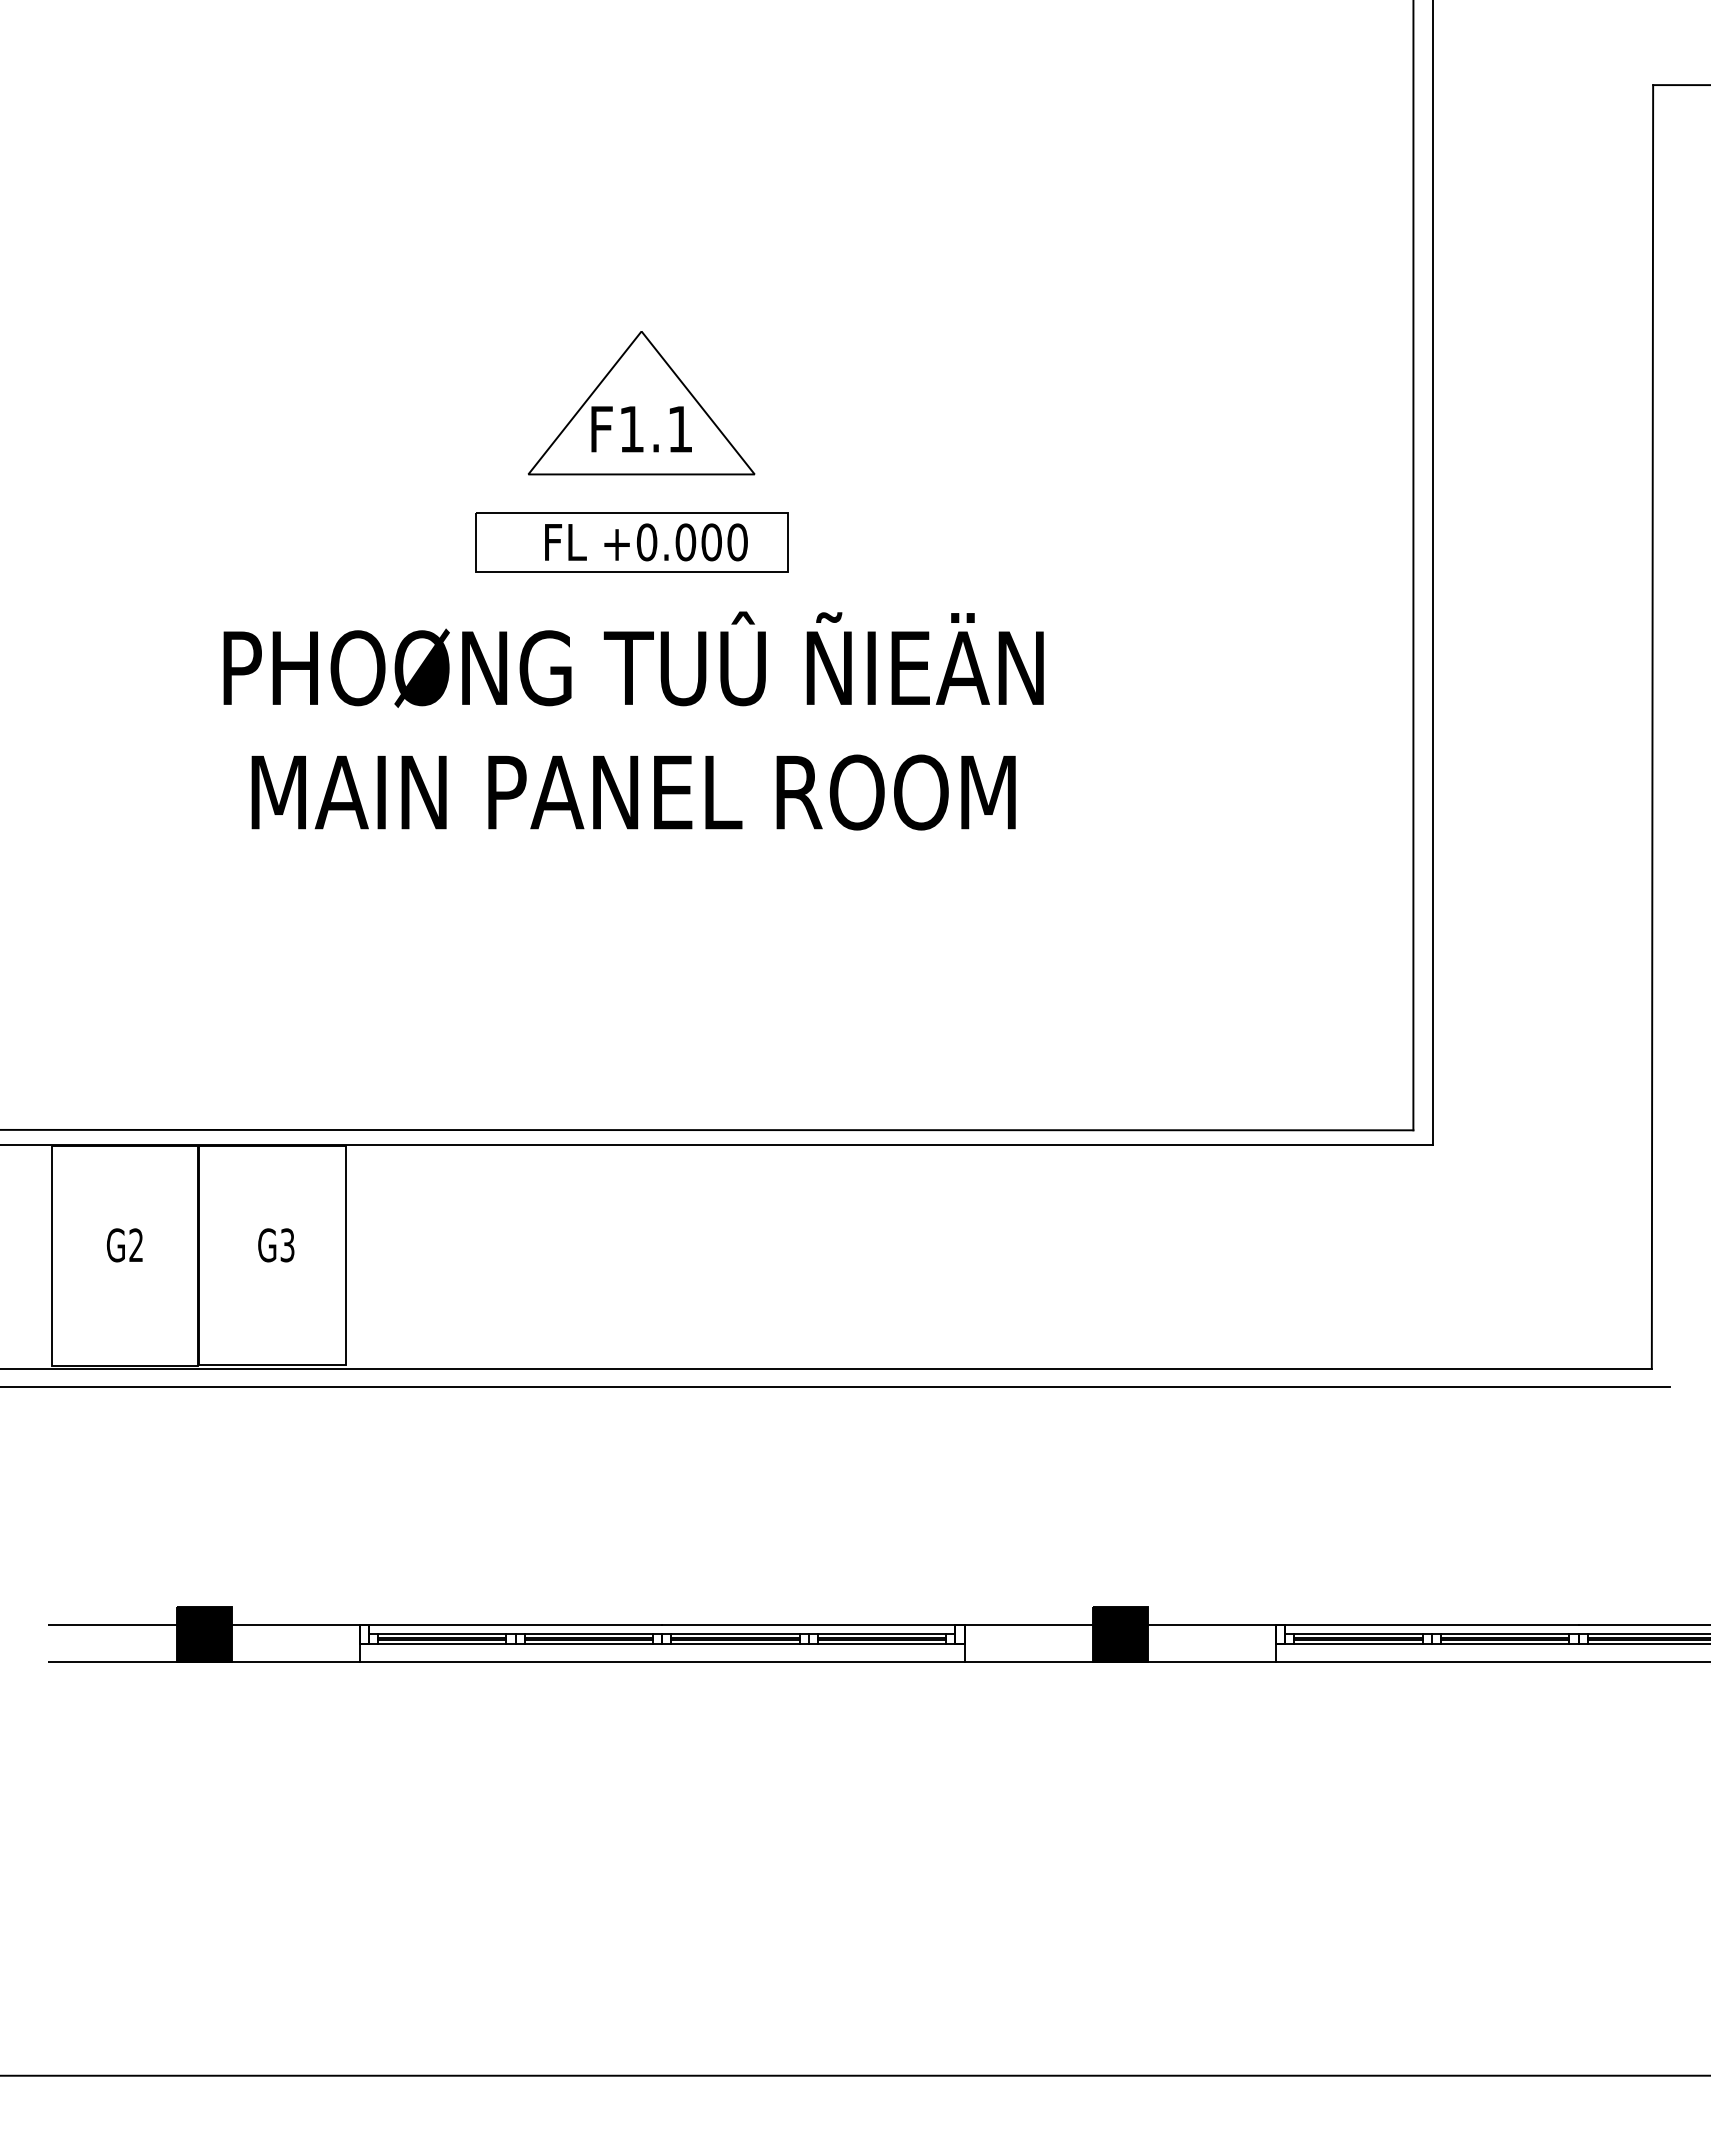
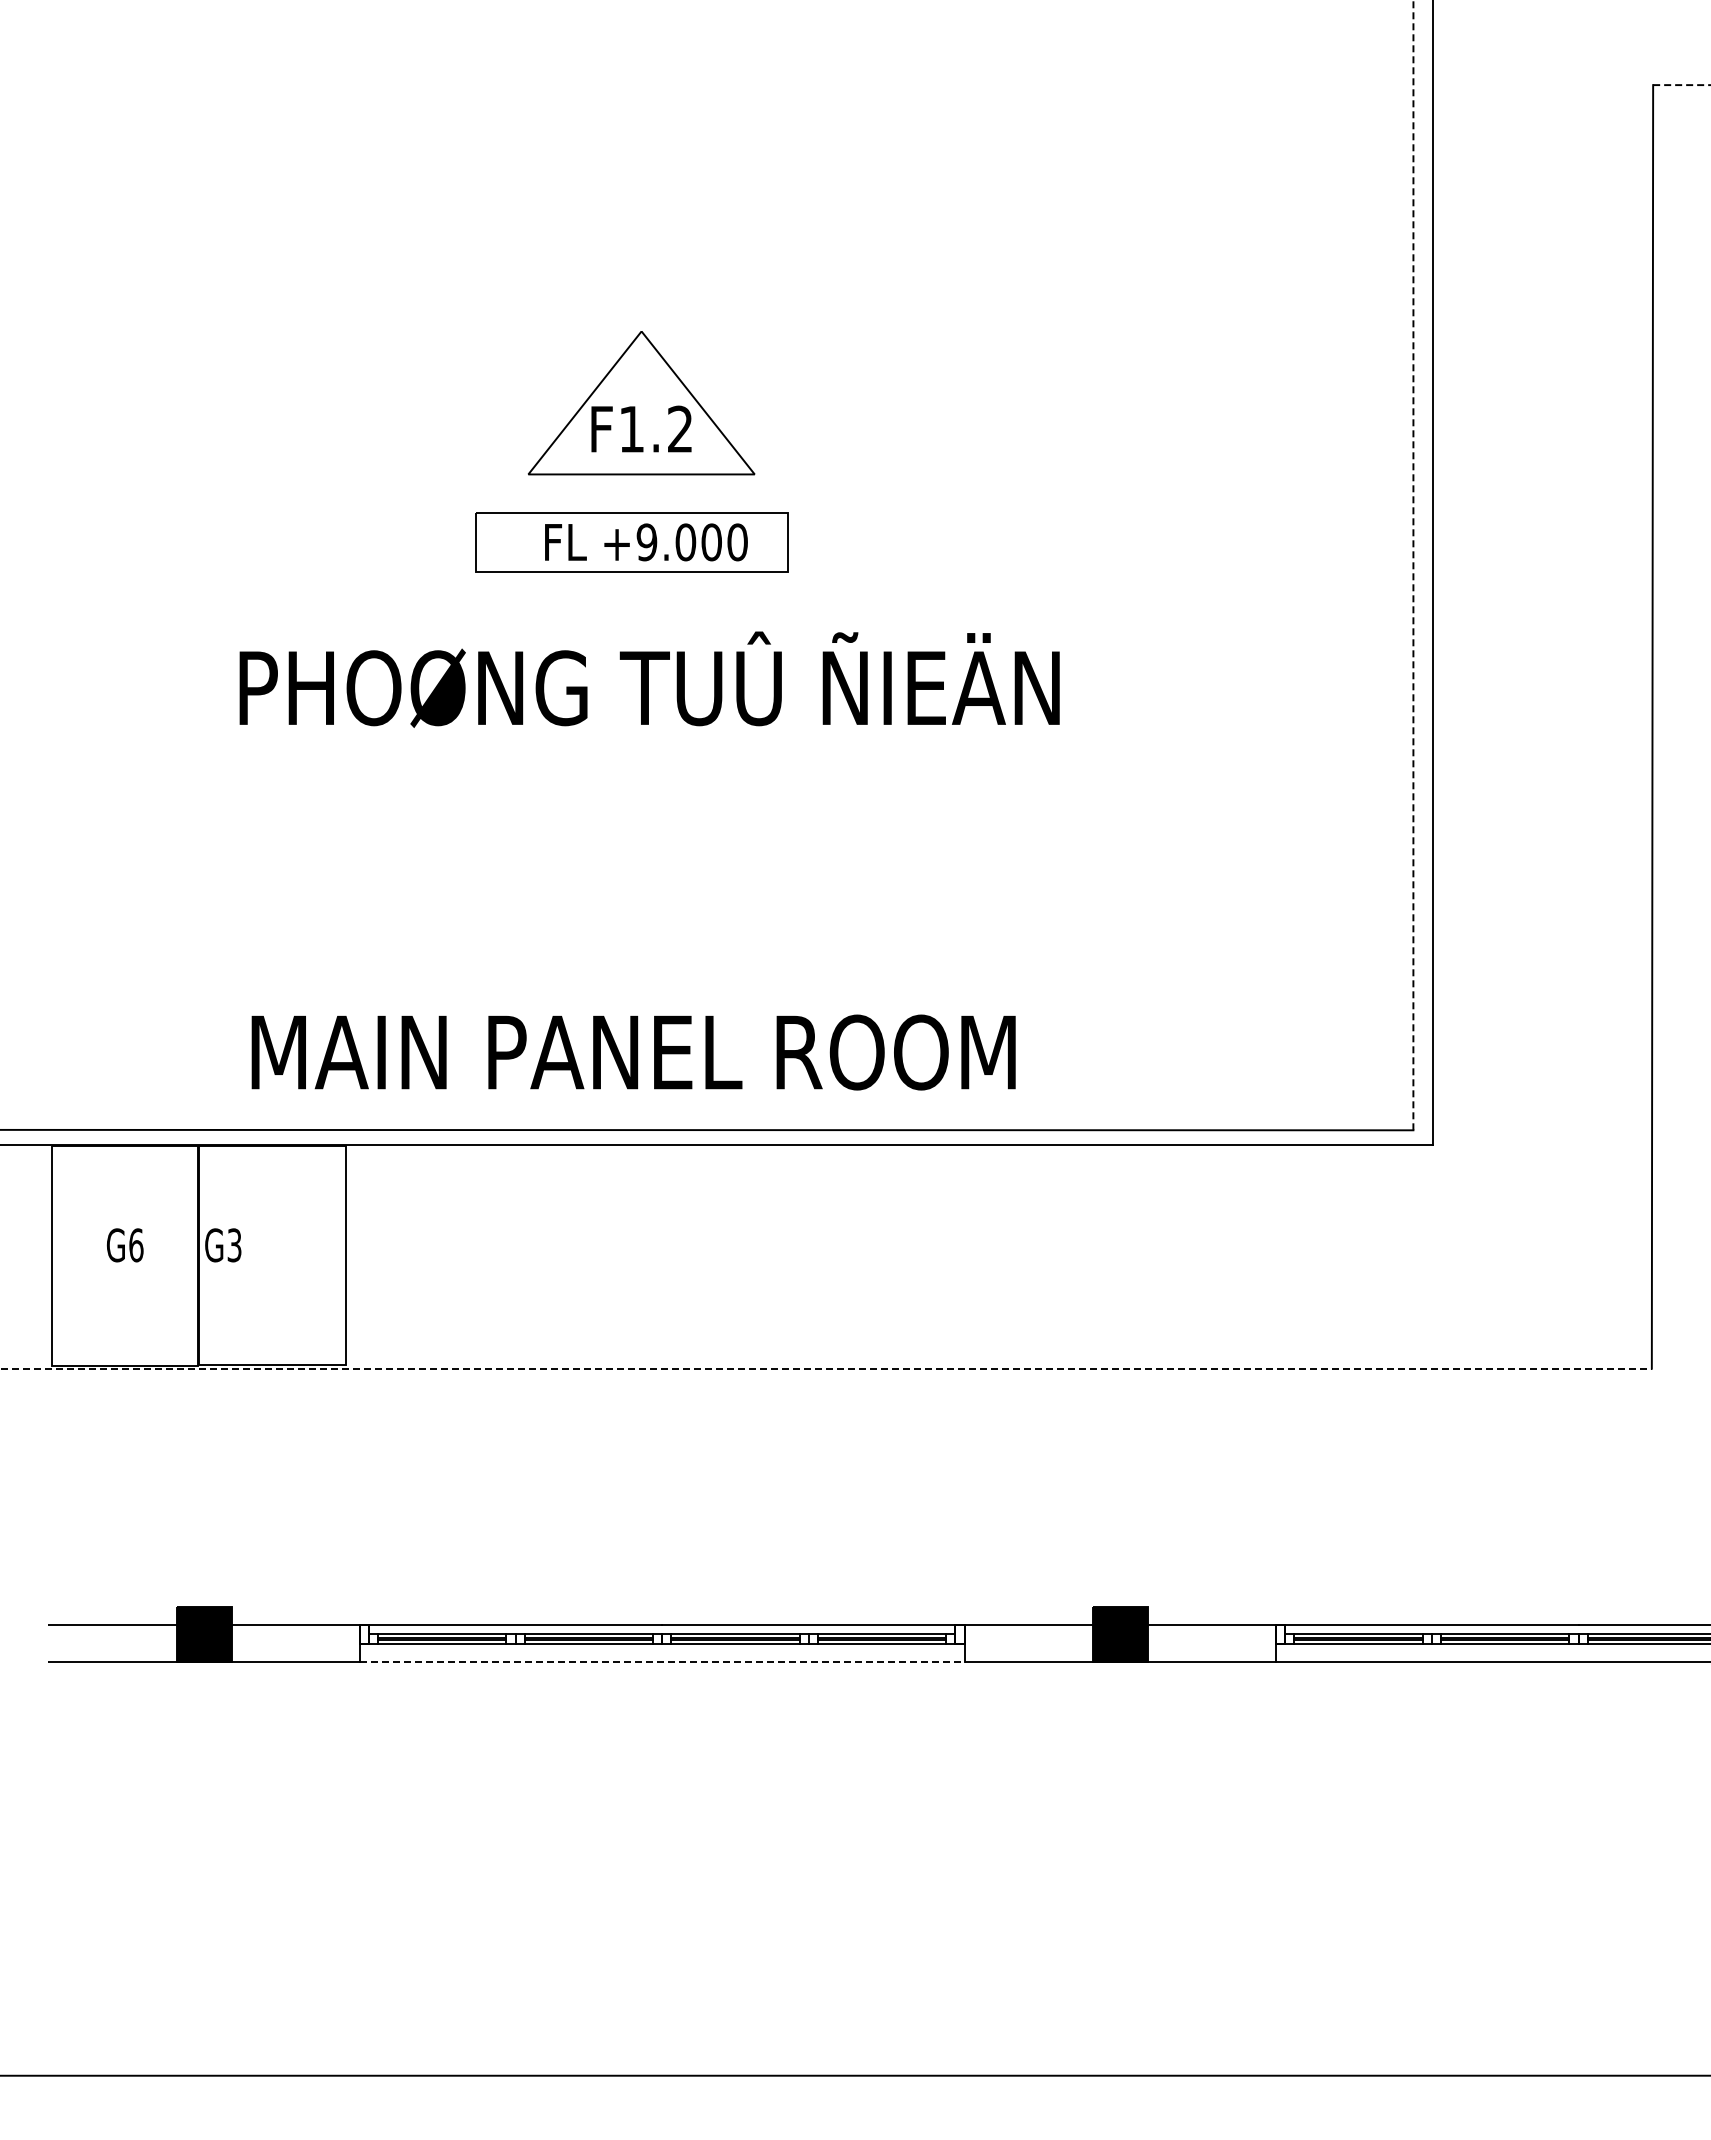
line: solid -> dashed (1682, 85)
text: F1.1 -> F1.2 (679, 428)
text: +0.000 -> +9.000 (646, 542)
line: solid -> dashed (1413, 565)
text position: (633, 659) -> (649, 679) (649, 679)
text position: (633, 792) -> (633, 1052) (633, 1052)
text: G2 -> G6 (136, 1245)
text position: (276, 1245) -> (223, 1245) (223, 1245)
line: solid -> dashed (826, 1368)
line: present -> none (836, 1387)
line: solid -> dashed (662, 1661)
